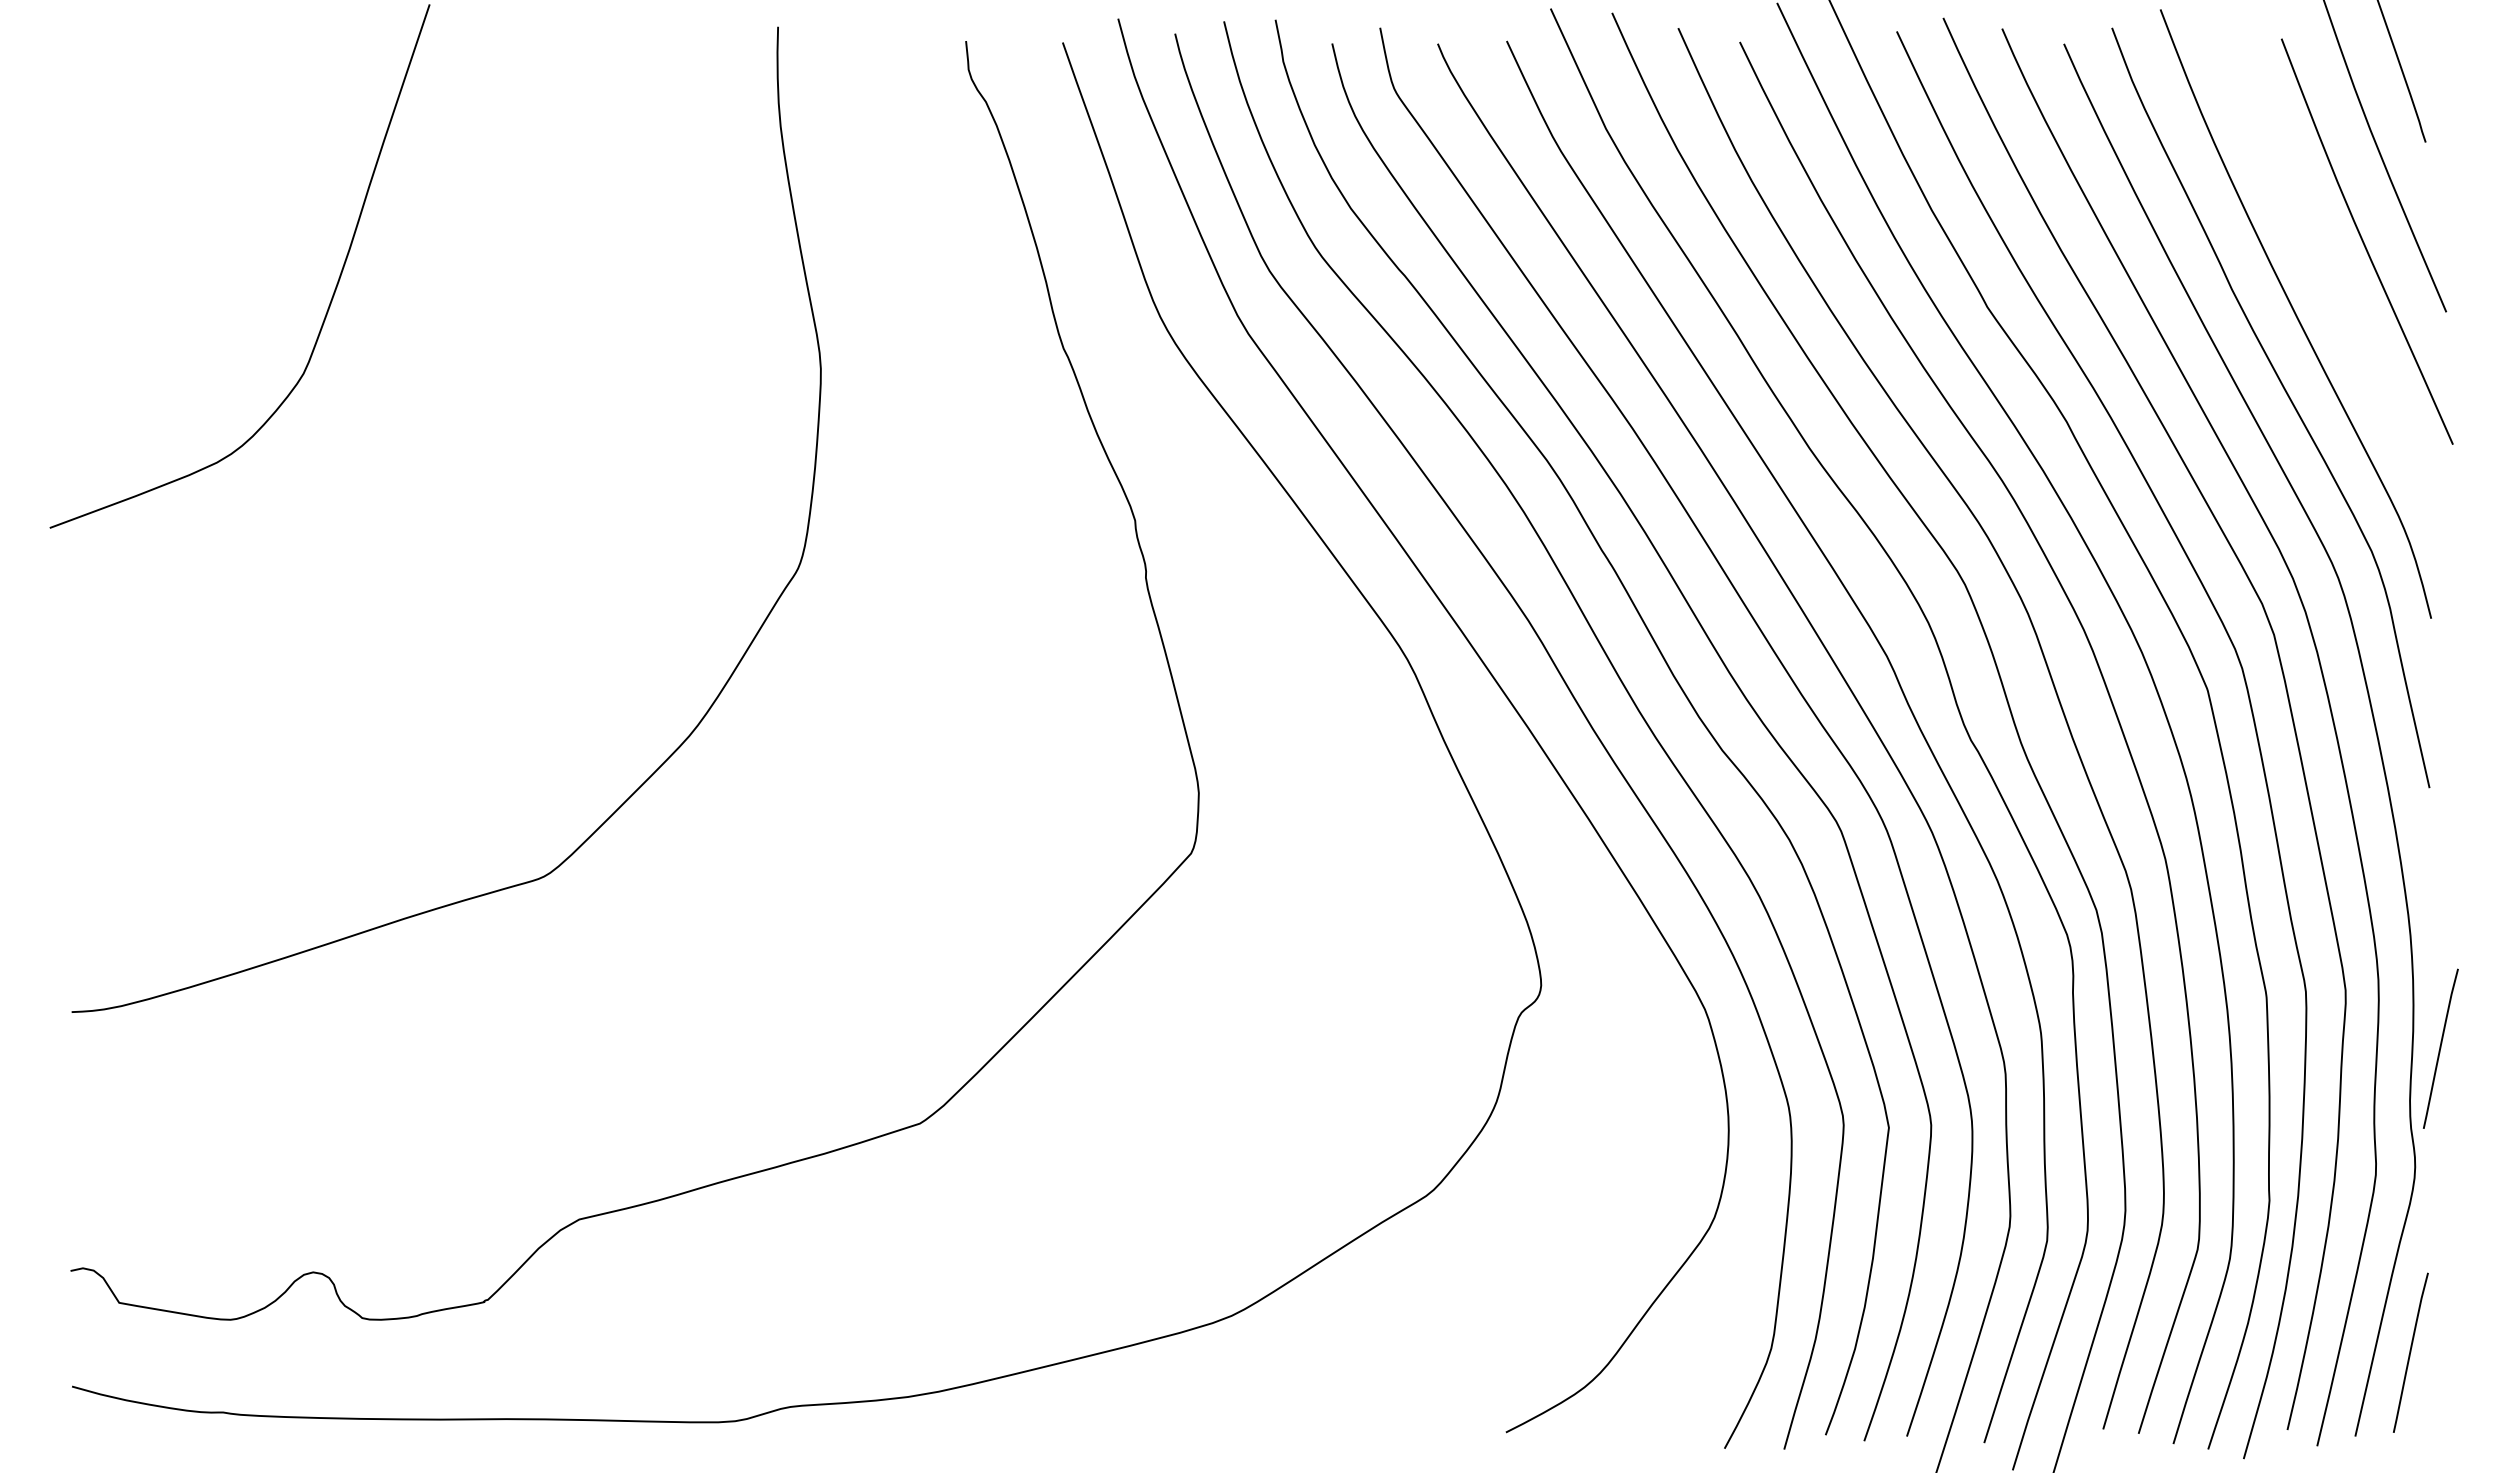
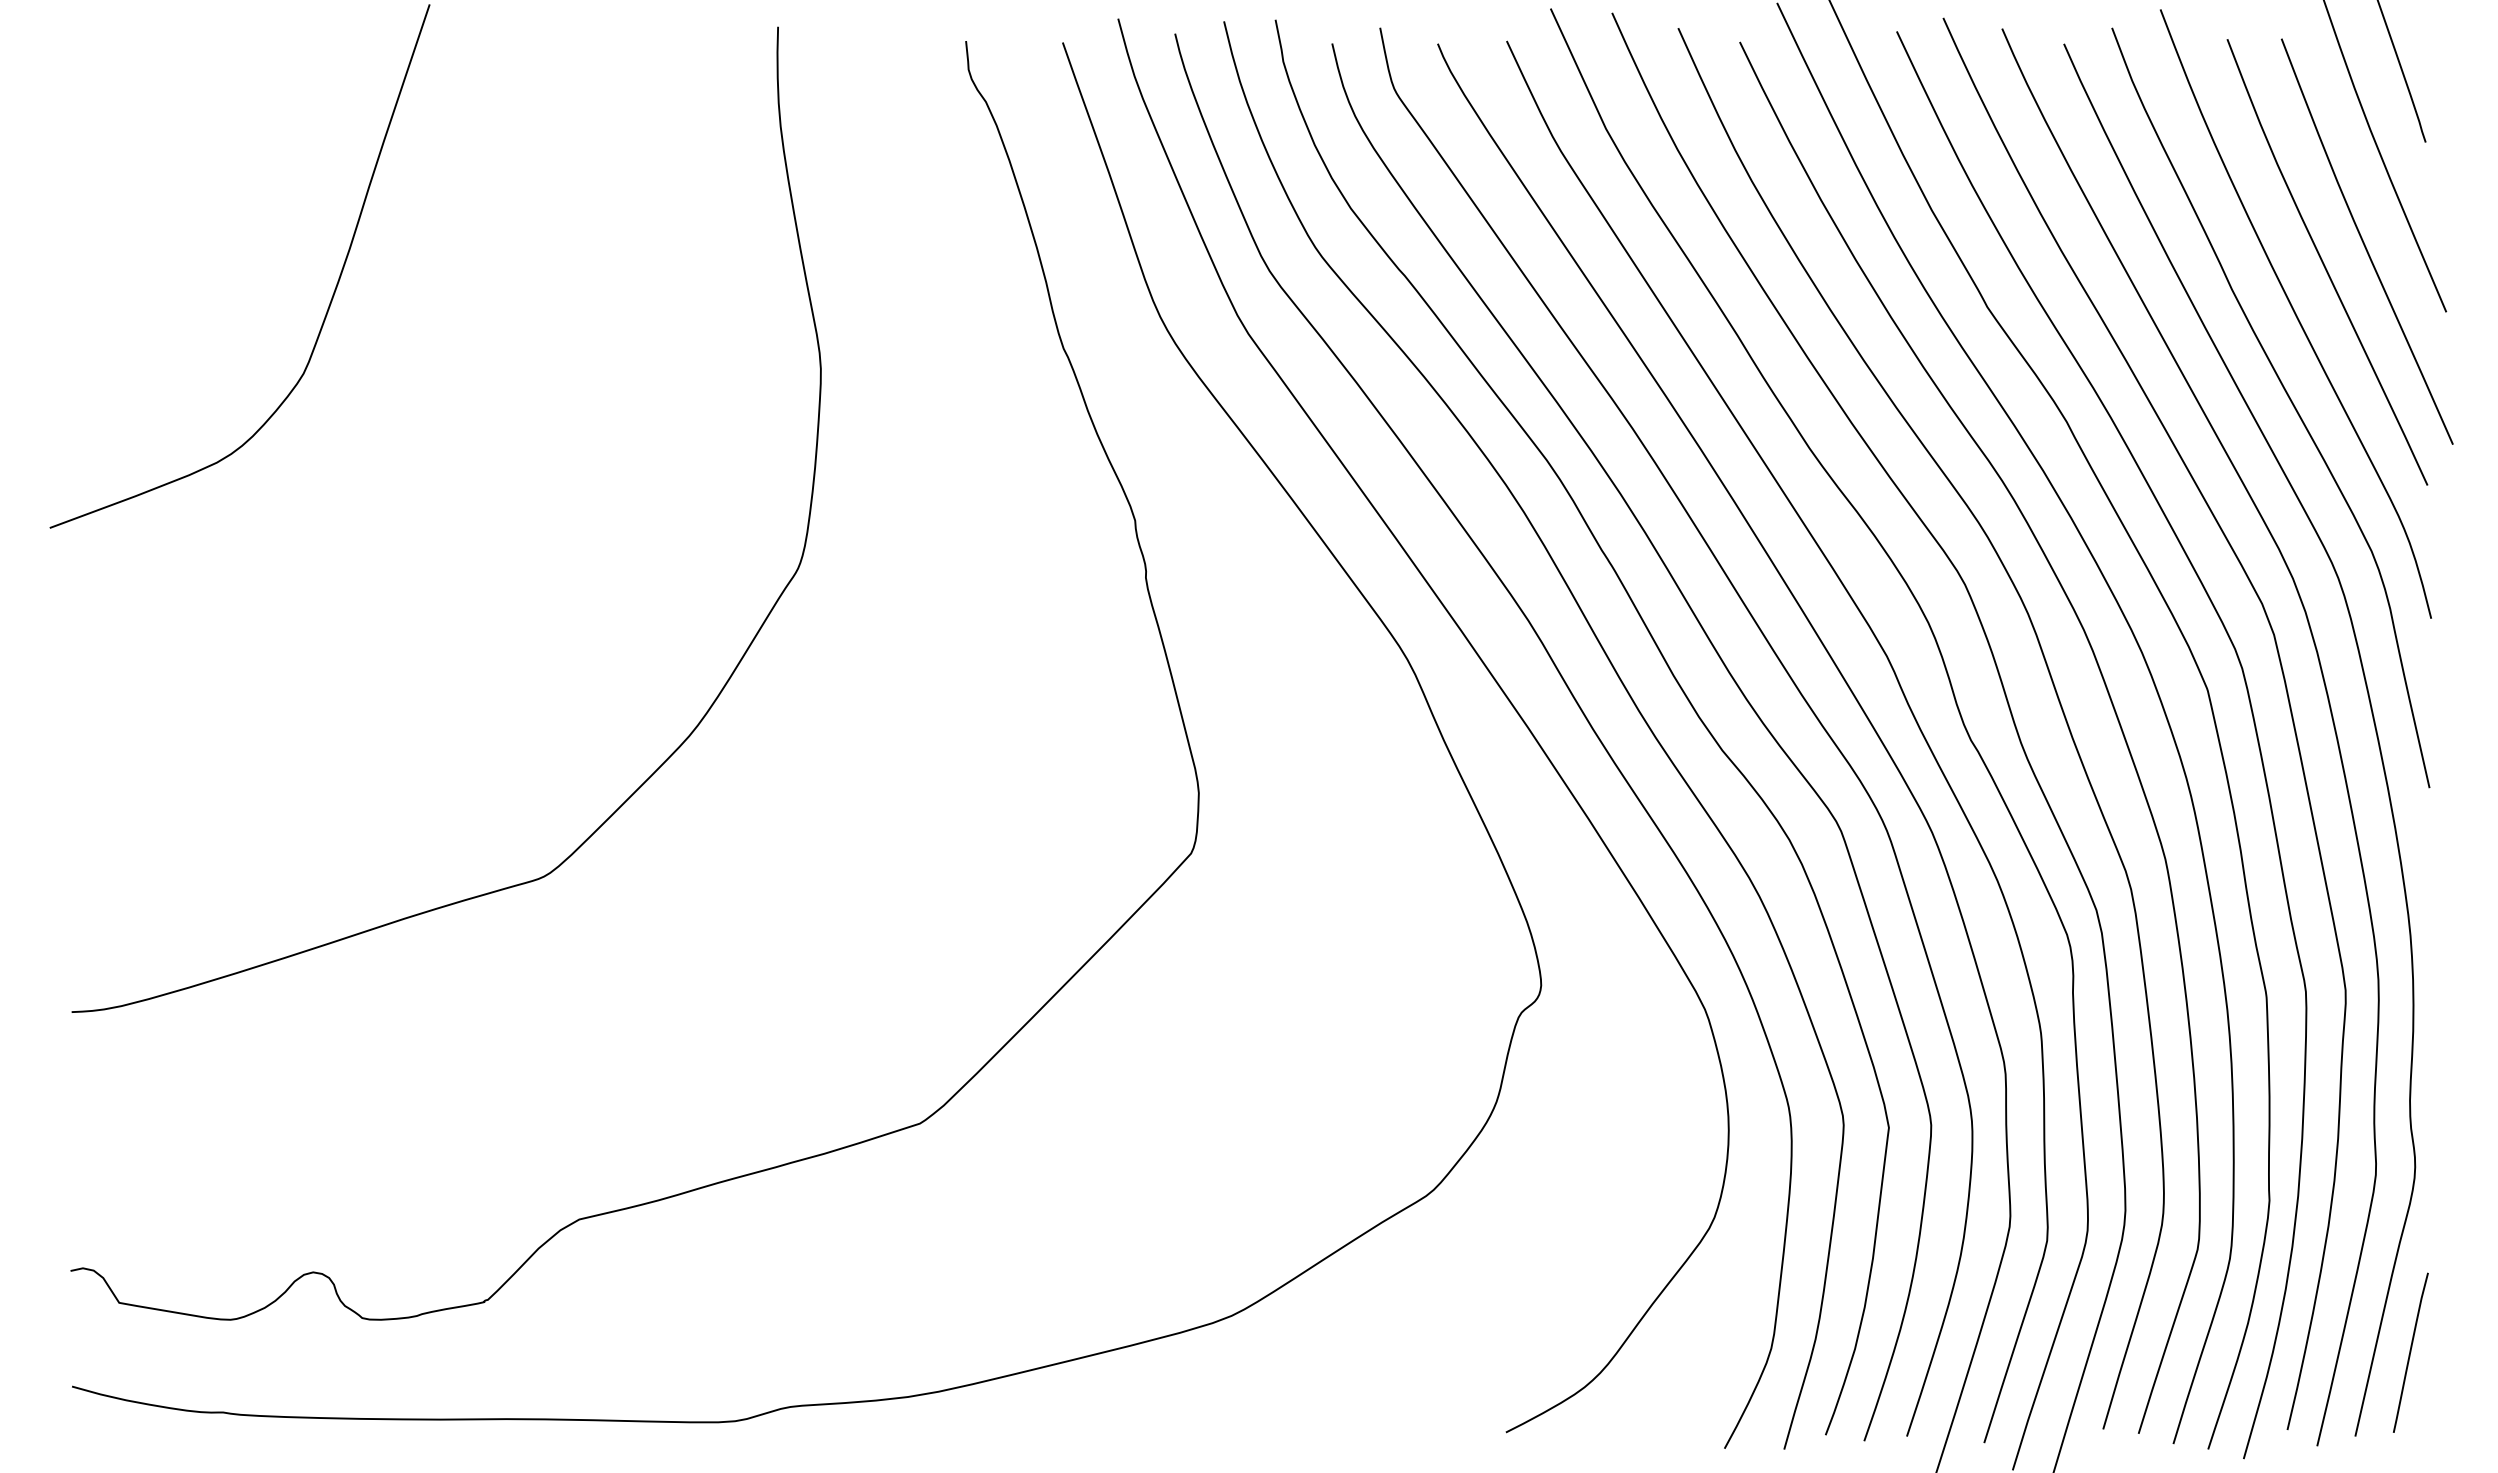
curve: none -> present (2324, 263)
curve: present -> none (2440, 1048)
